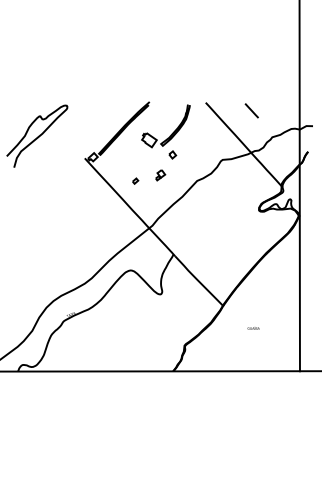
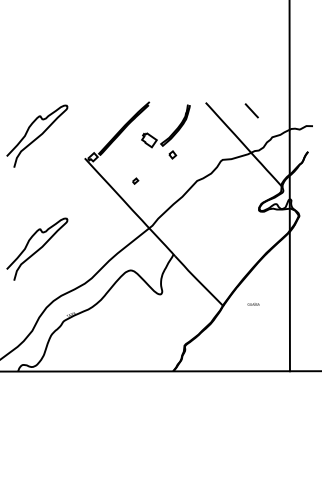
part: present -> none (160, 175)
line position: (299, 186) -> (289, 186) (289, 186)
curve: none -> present (38, 248)
text position: (253, 328) -> (253, 304) (253, 304)
